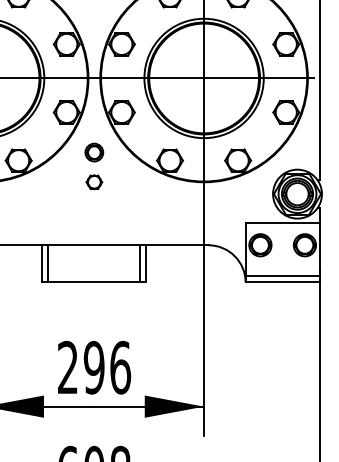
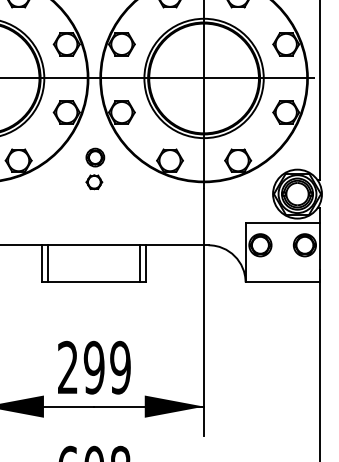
part position: (94, 152) -> (95, 157) (95, 157)
line: present -> none (282, 276)
text: 296 -> 299 (120, 367)
